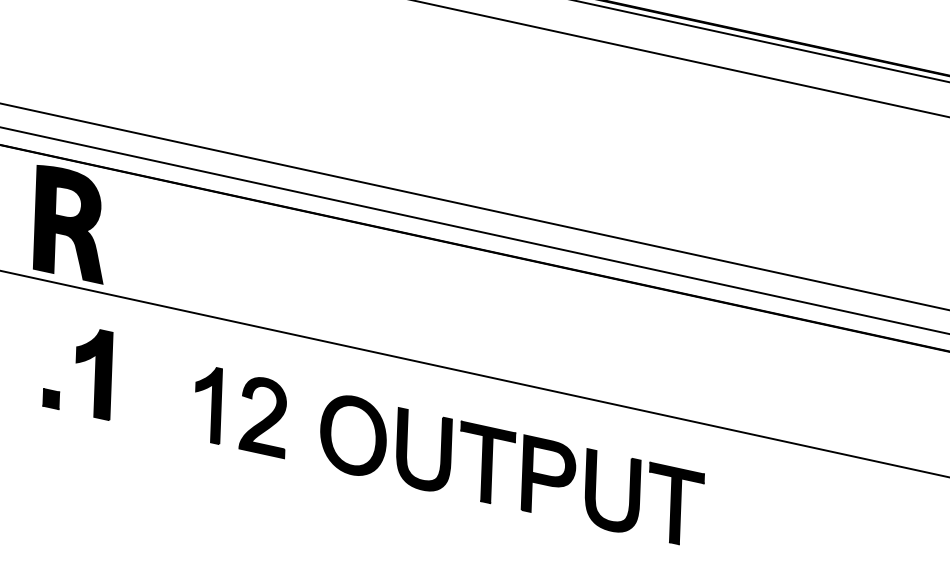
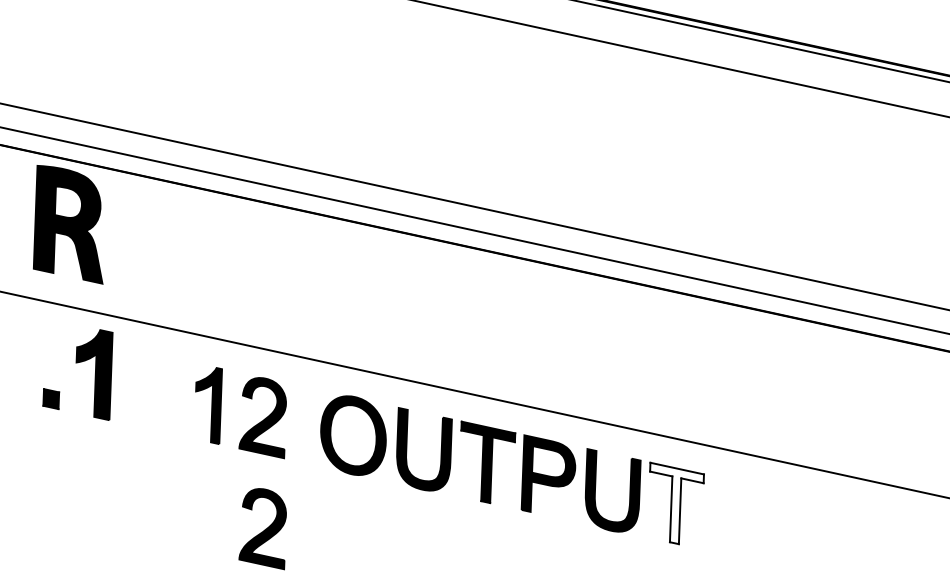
line position: (474, 373) -> (474, 394) (474, 394)
fill: present -> none (676, 503)
part: none -> present (262, 529)
